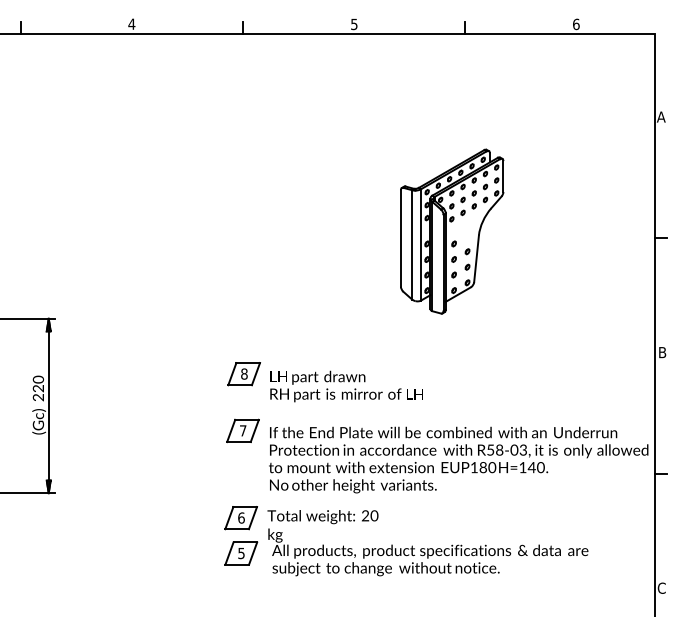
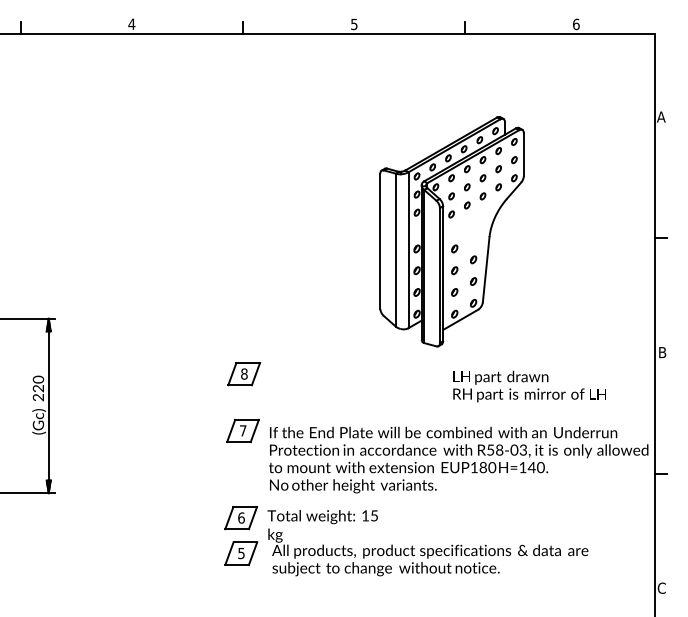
part size: 105x167 px -> 146x232 px (451, 231)
text position: (346, 386) -> (529, 386) (529, 386)
text: 20 -> 15 (370, 515)
